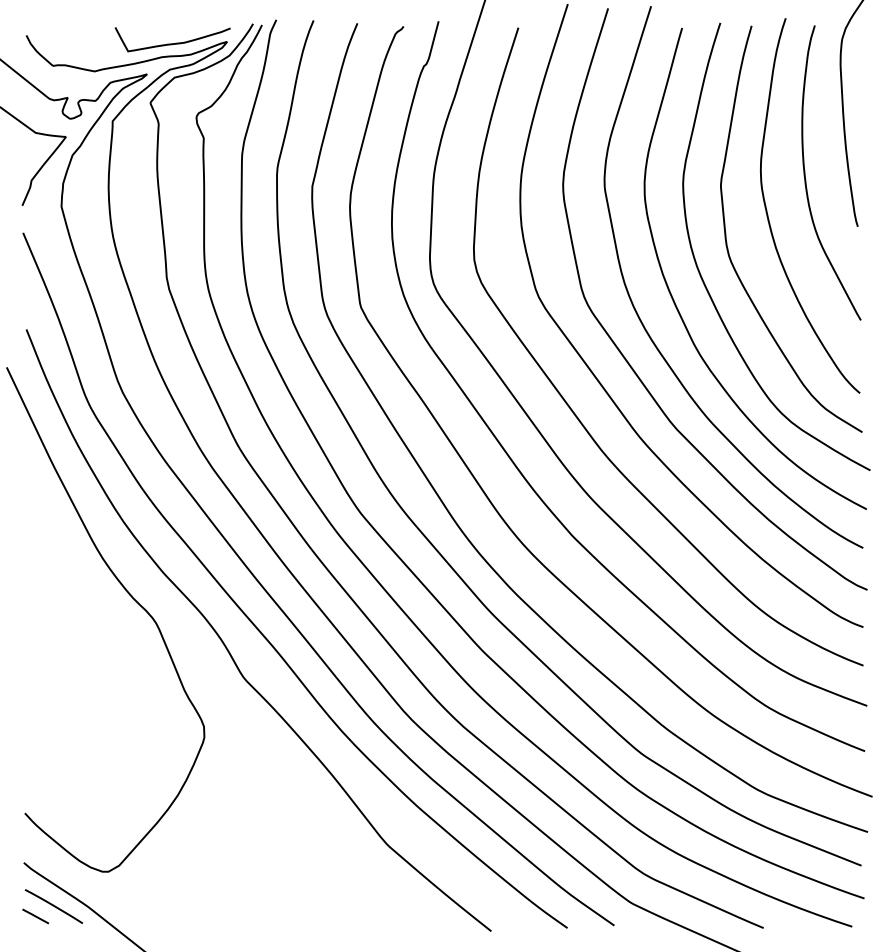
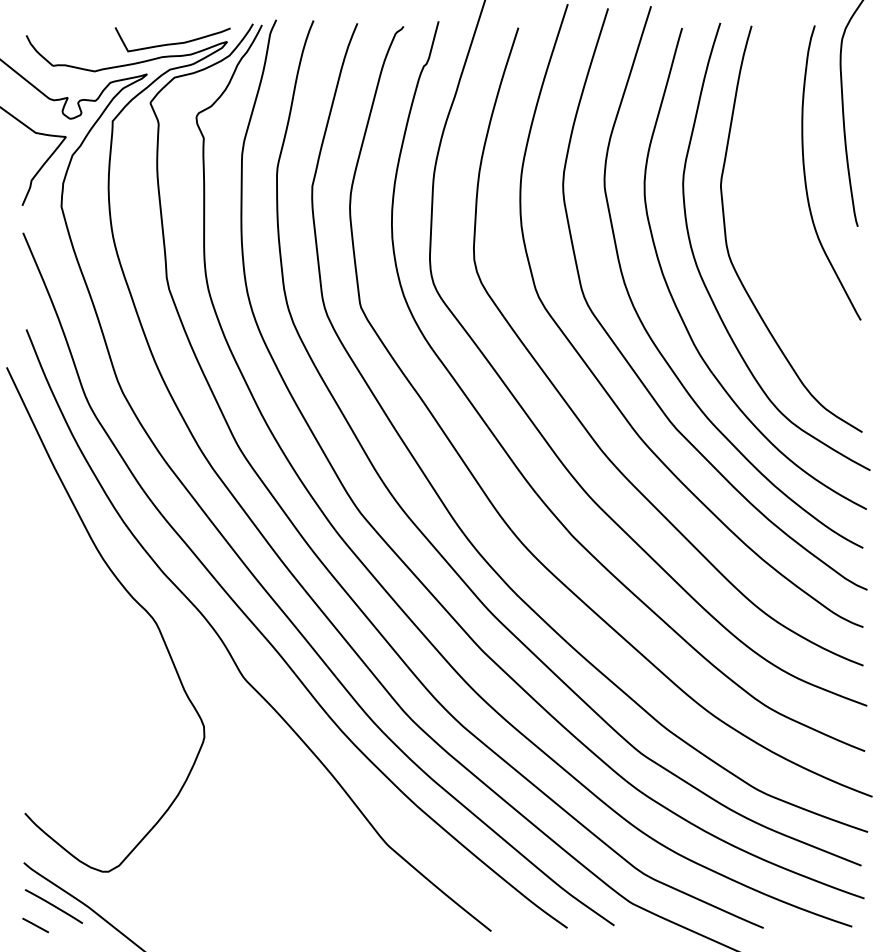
curve: present -> none (768, 214)
line position: (35, 916) -> (35, 925) (35, 925)
